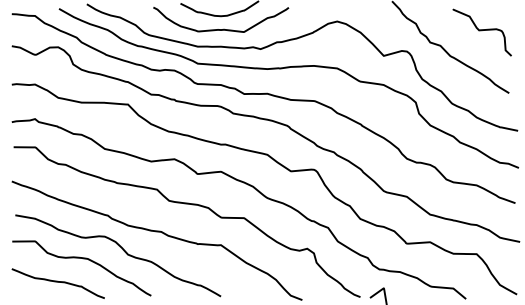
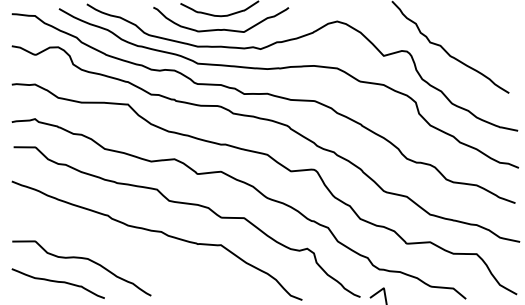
curve: present -> none (481, 31)
curve: present -> none (123, 251)
